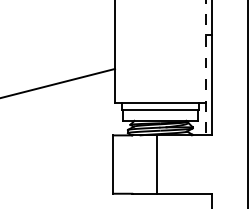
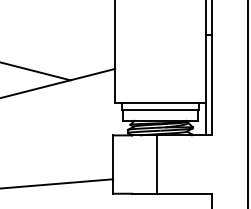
line: dashed -> solid (205, 68)
line: none -> present (36, 71)
line: none -> present (57, 183)
